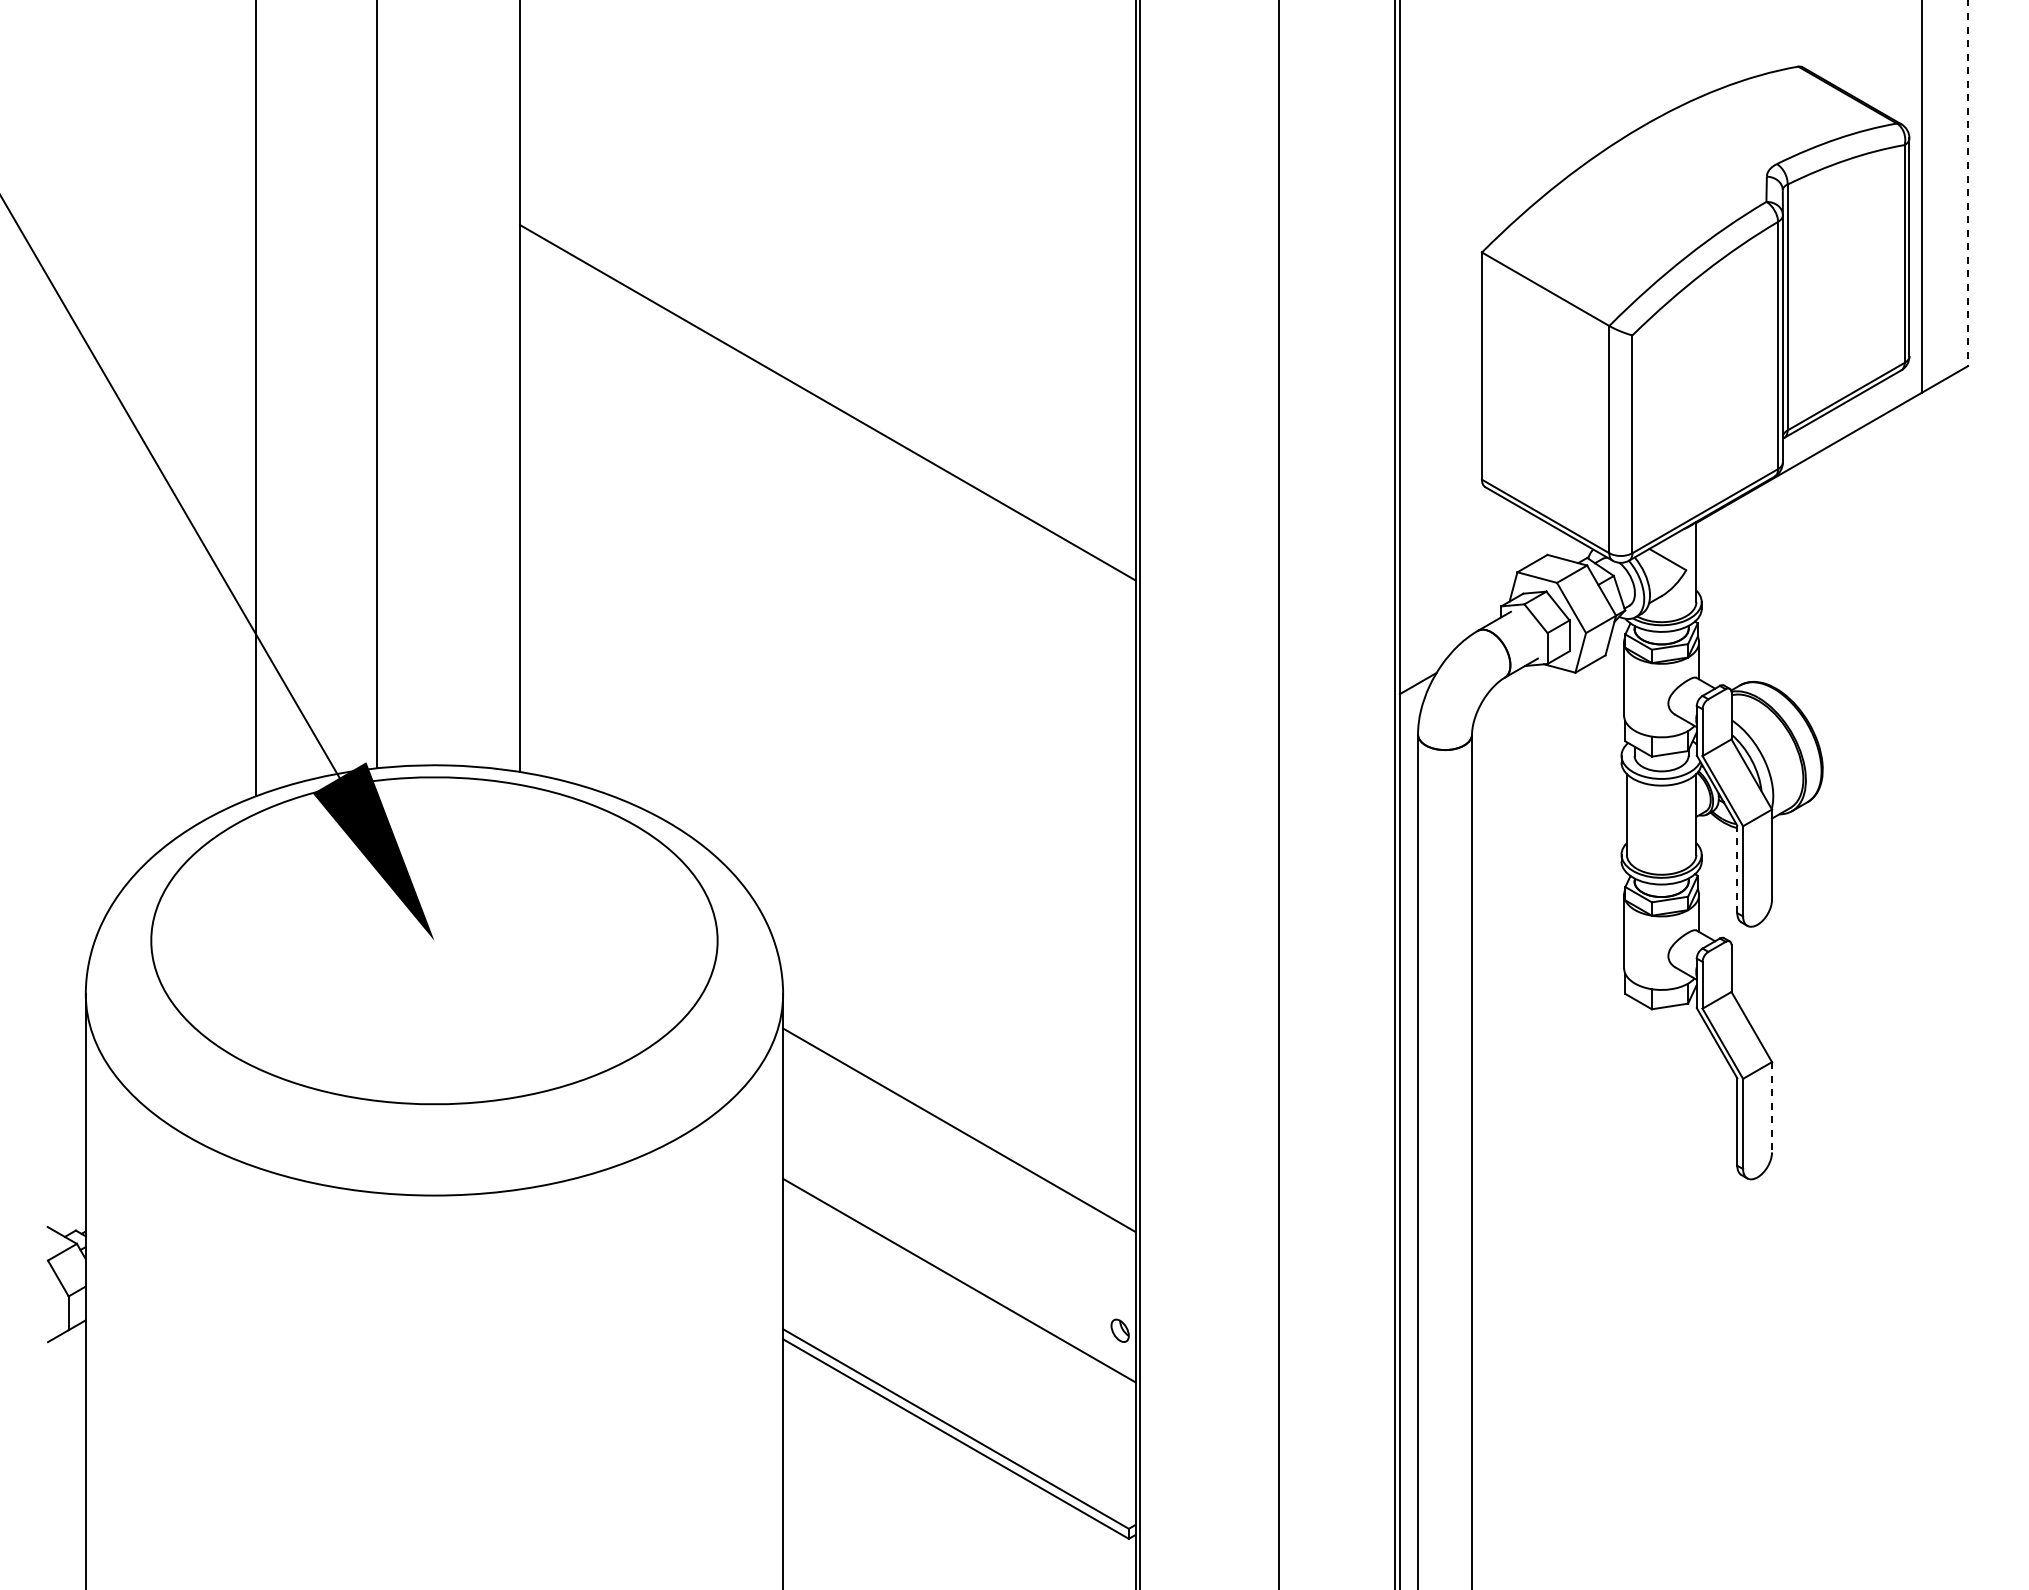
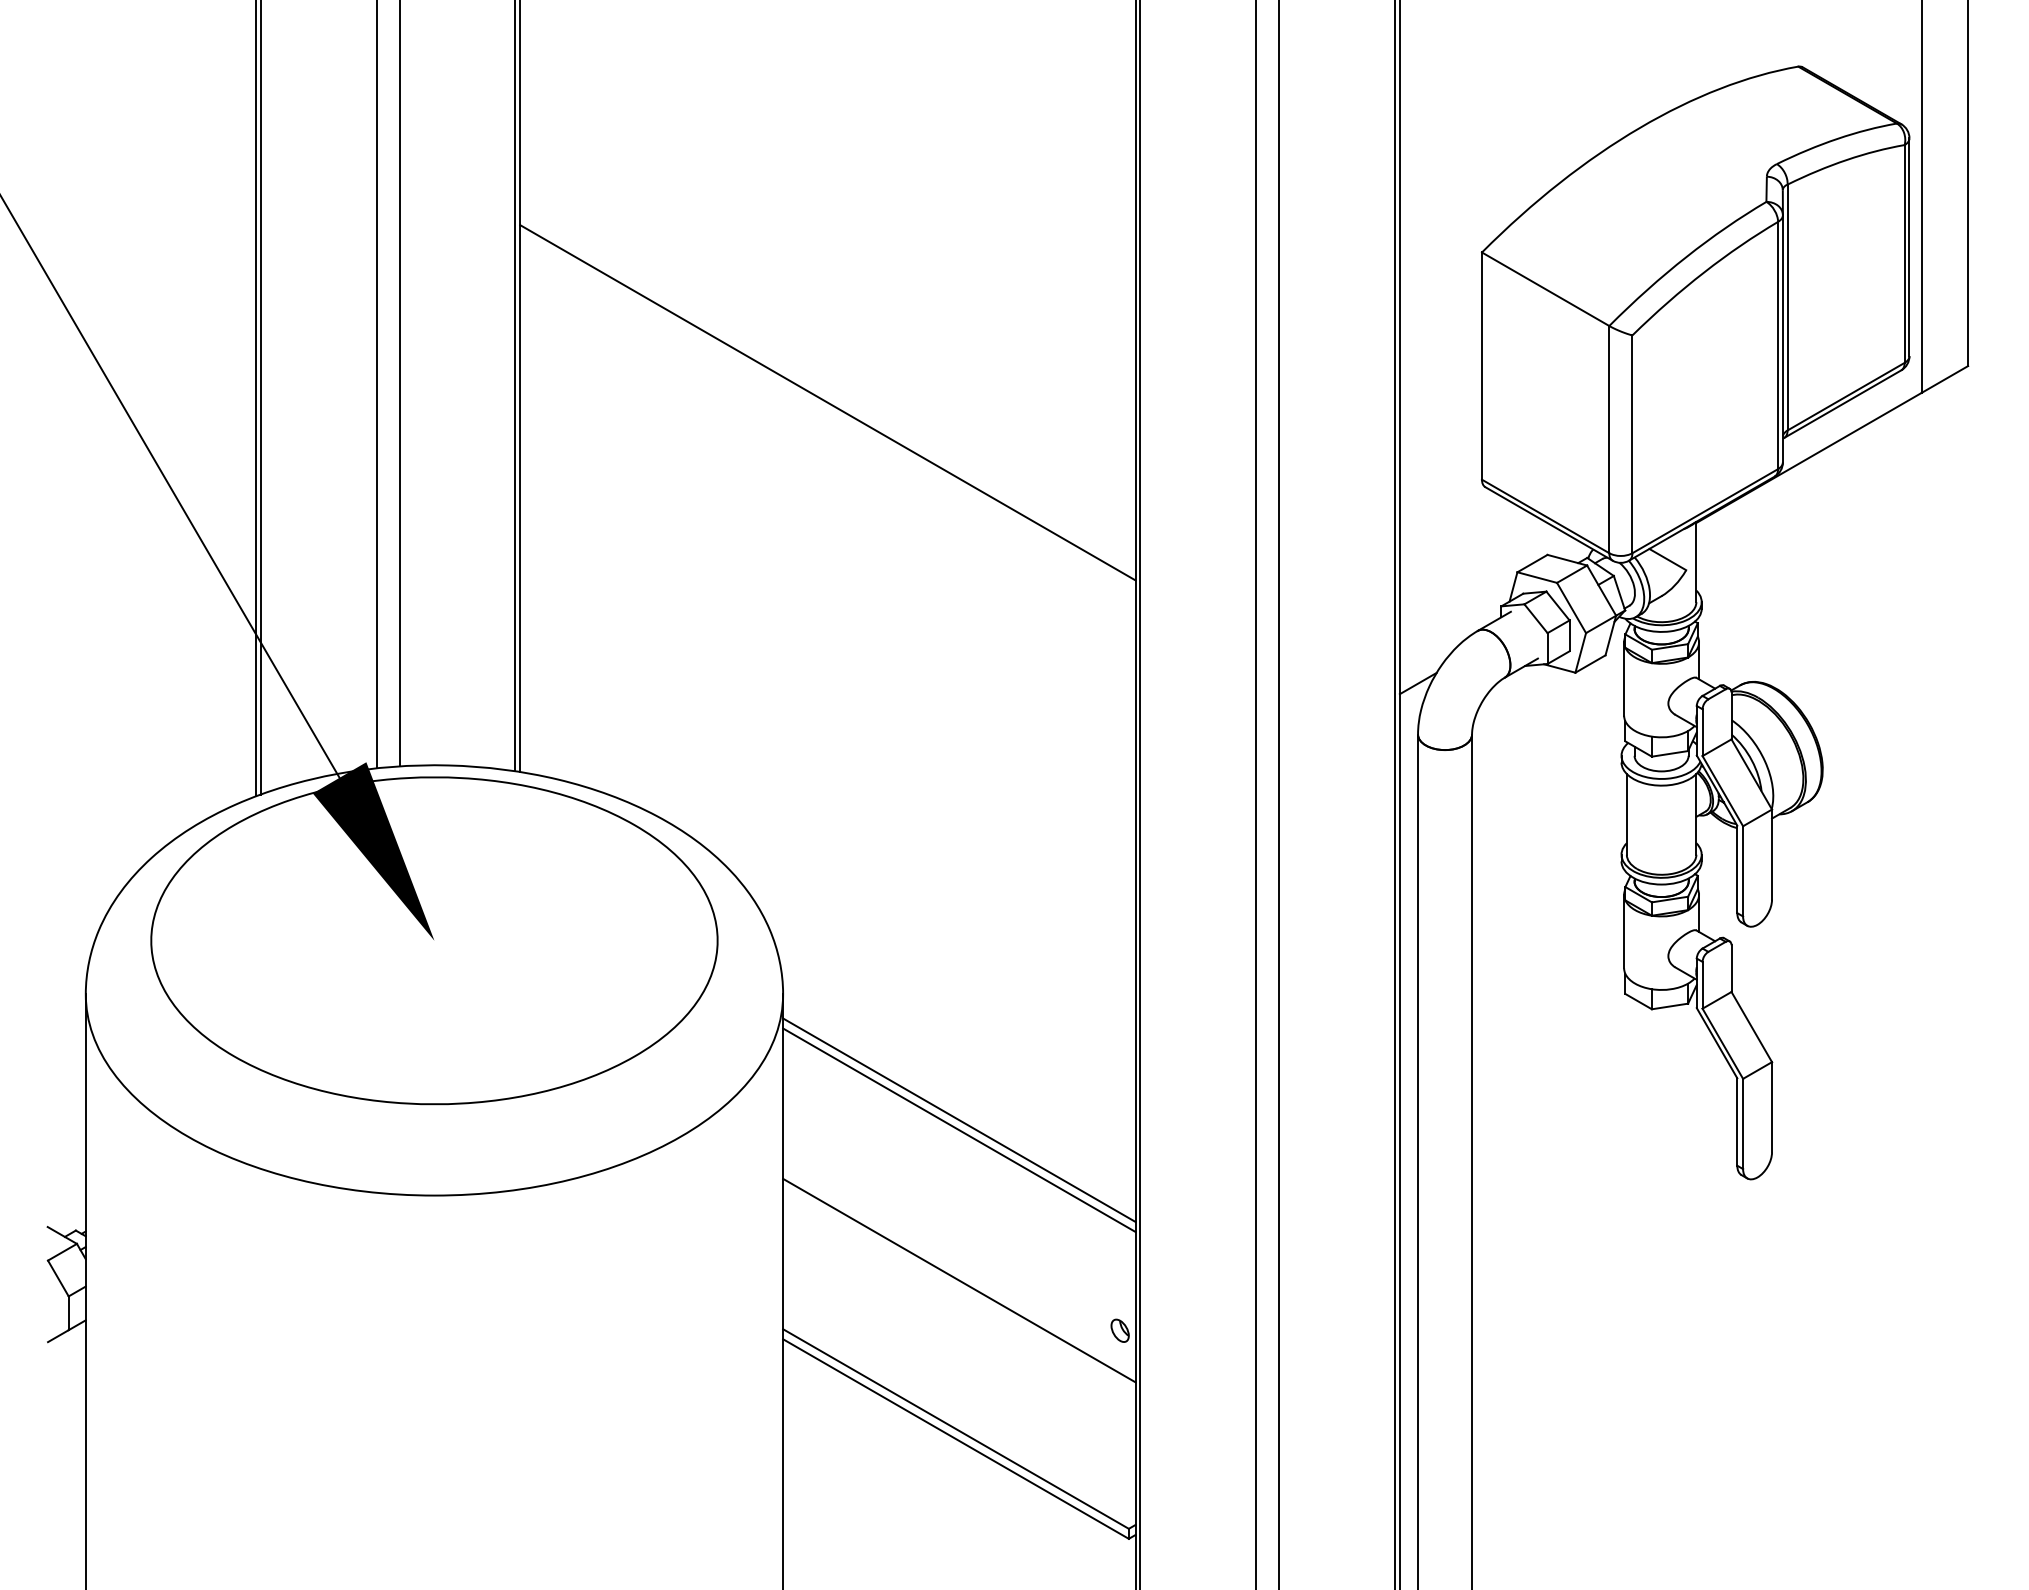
line: dashed -> solid (1968, 183)
line: none -> present (399, 384)
line: none -> present (515, 386)
line: none -> present (260, 398)
line: none -> present (1256, 794)
line: dashed -> solid (1737, 869)
line: dashed -> solid (1772, 1107)
line: none -> present (959, 1120)
